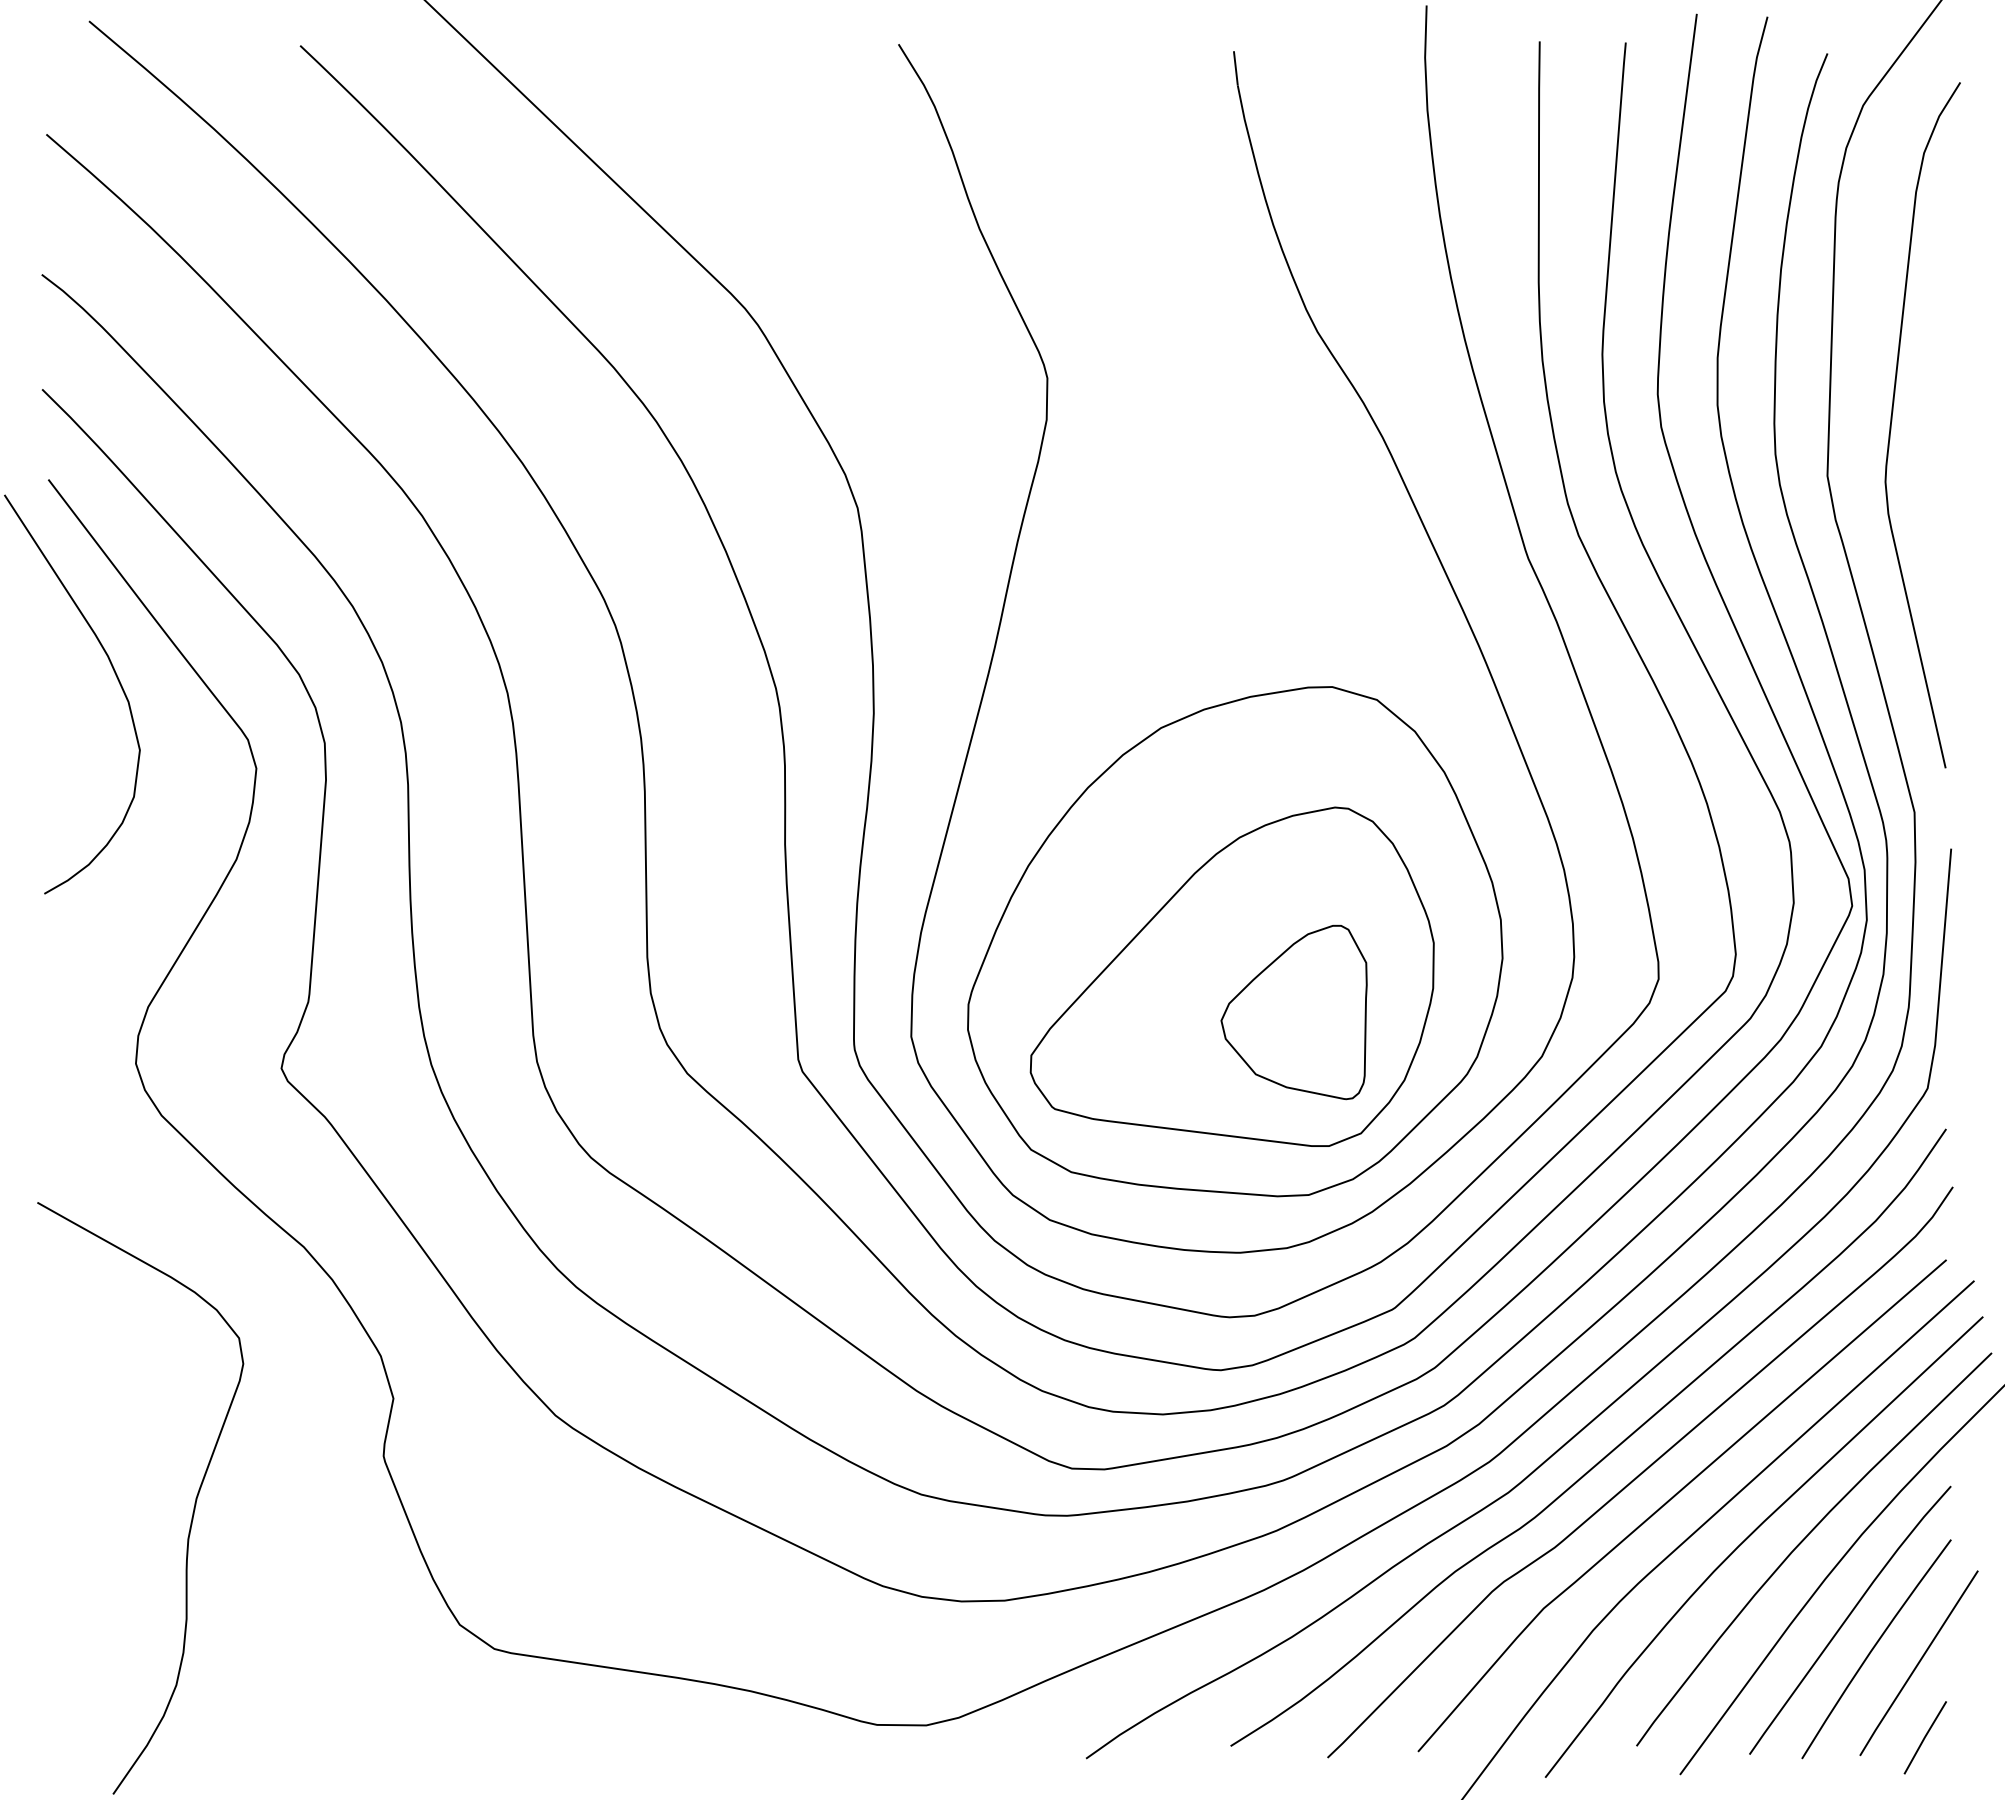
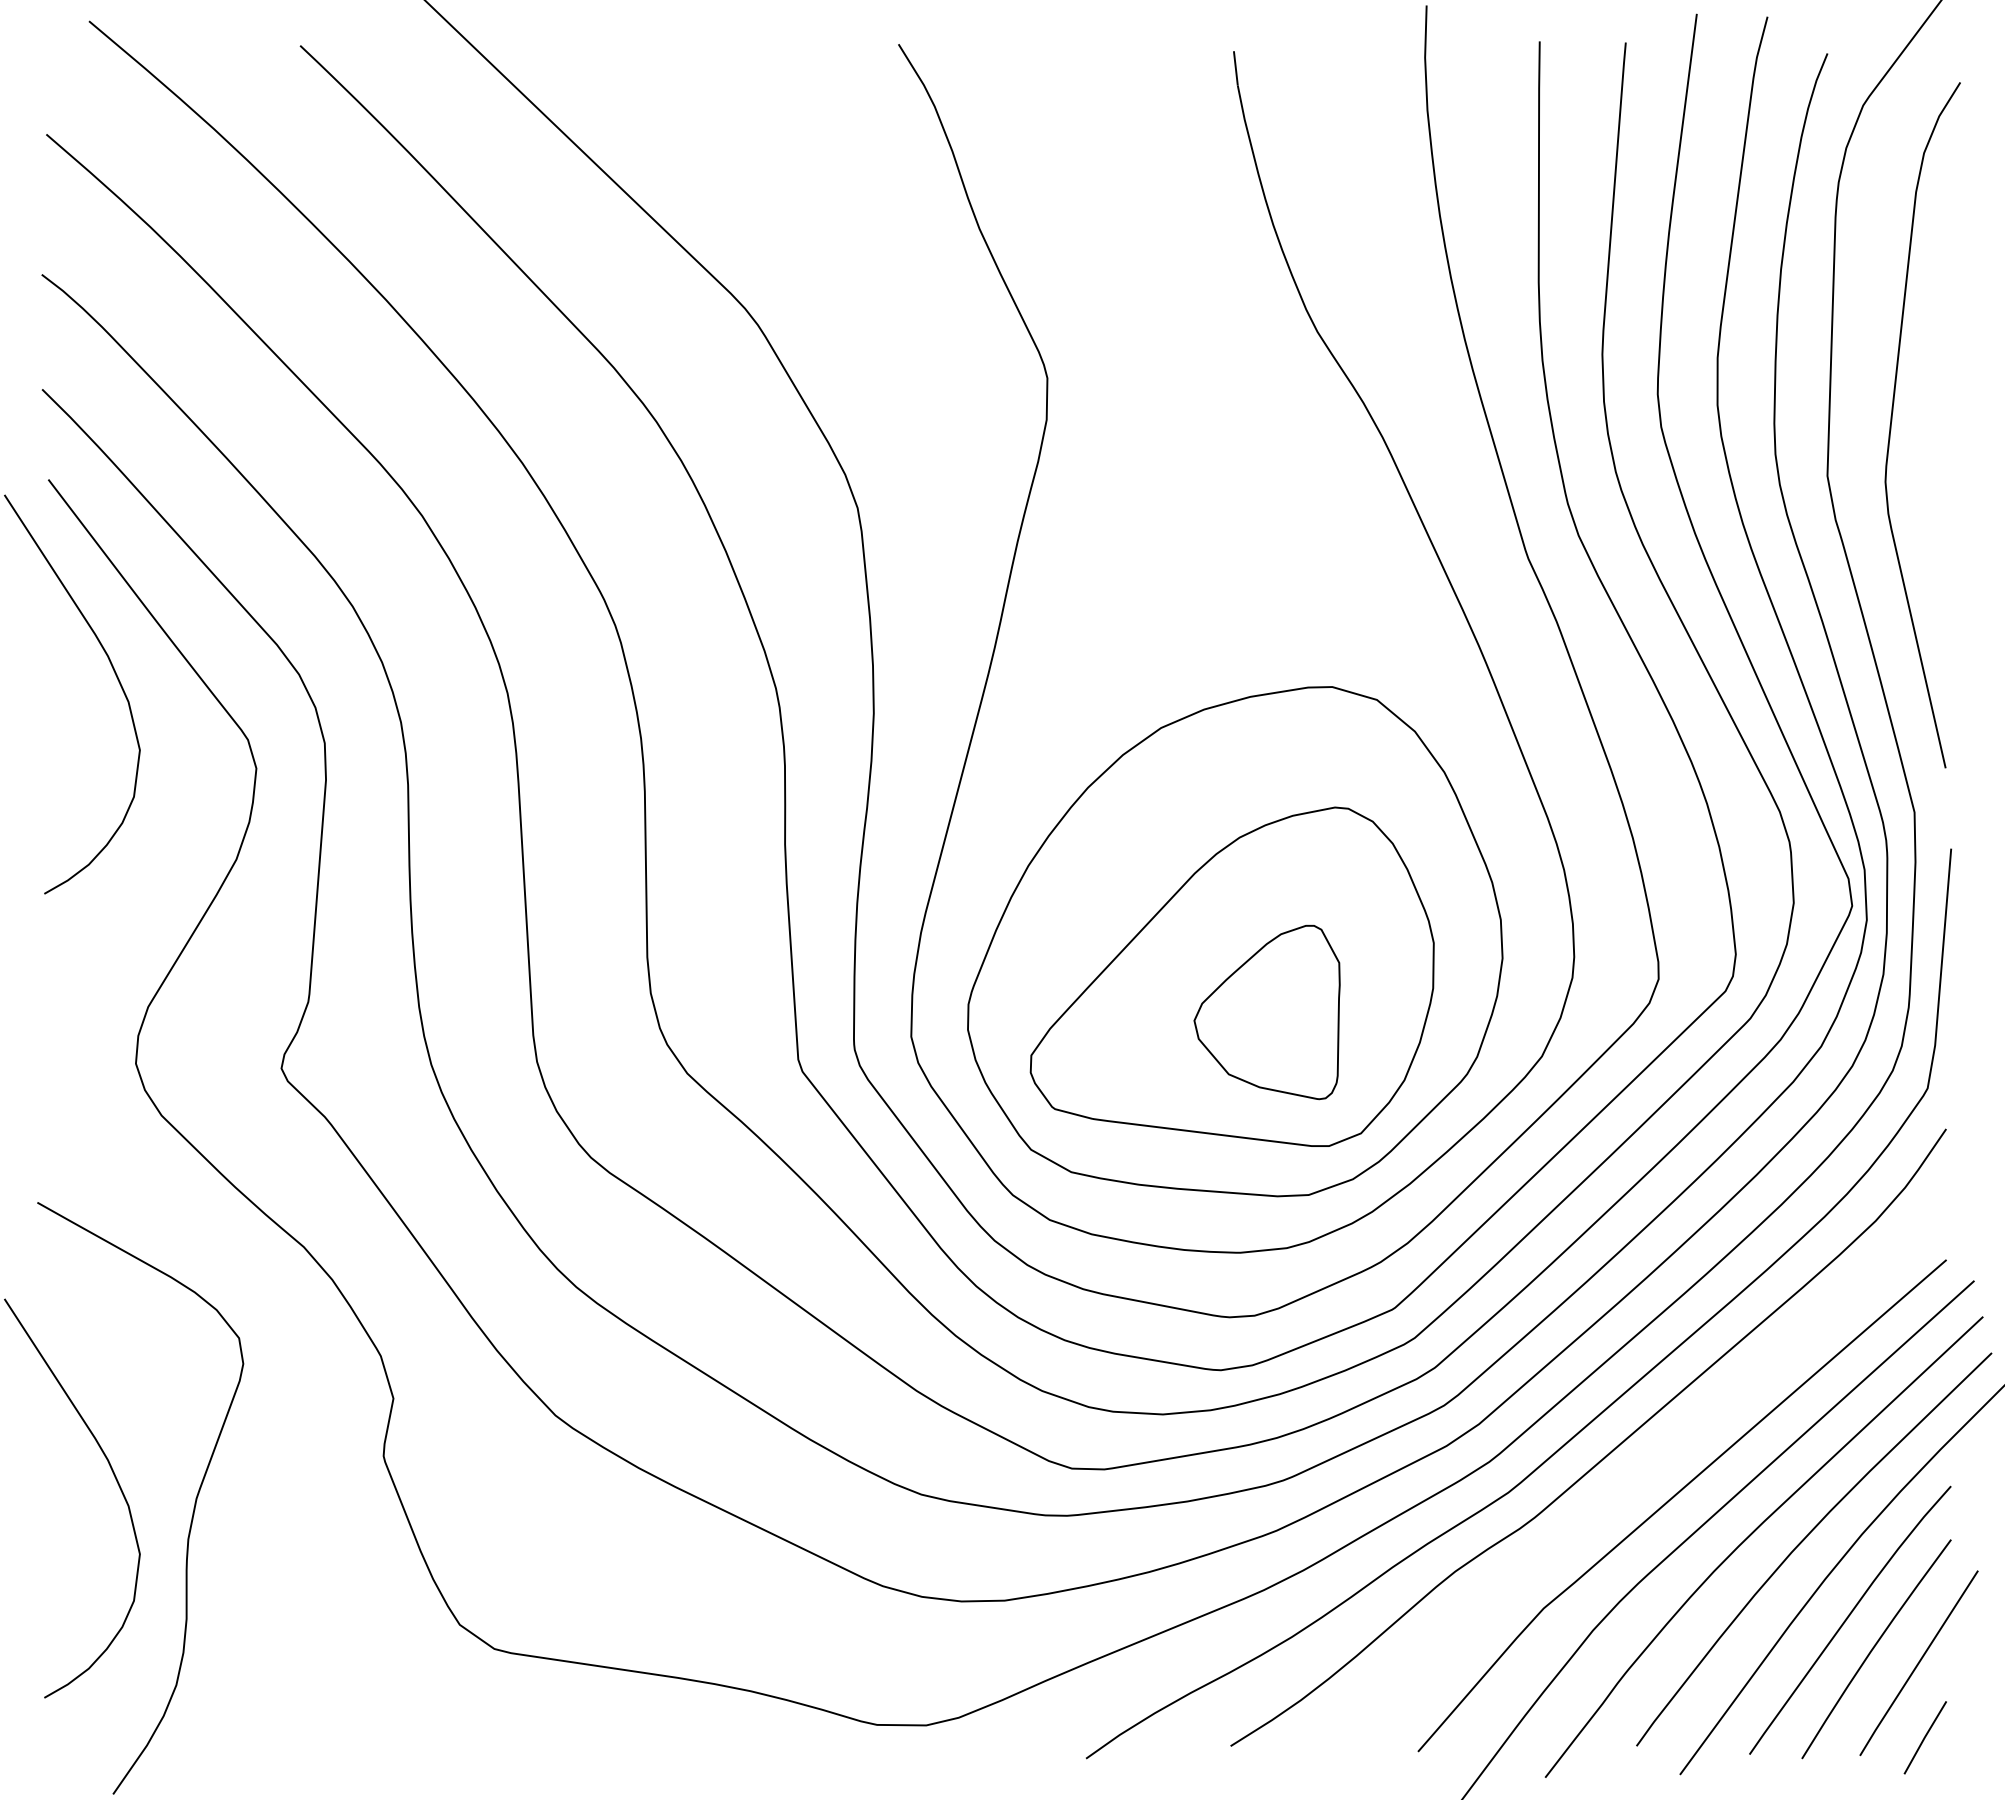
part position: (1293, 1012) -> (1266, 1012) (1266, 1012)
curve: present -> none (1641, 1472)
curve: none -> present (114, 1477)
